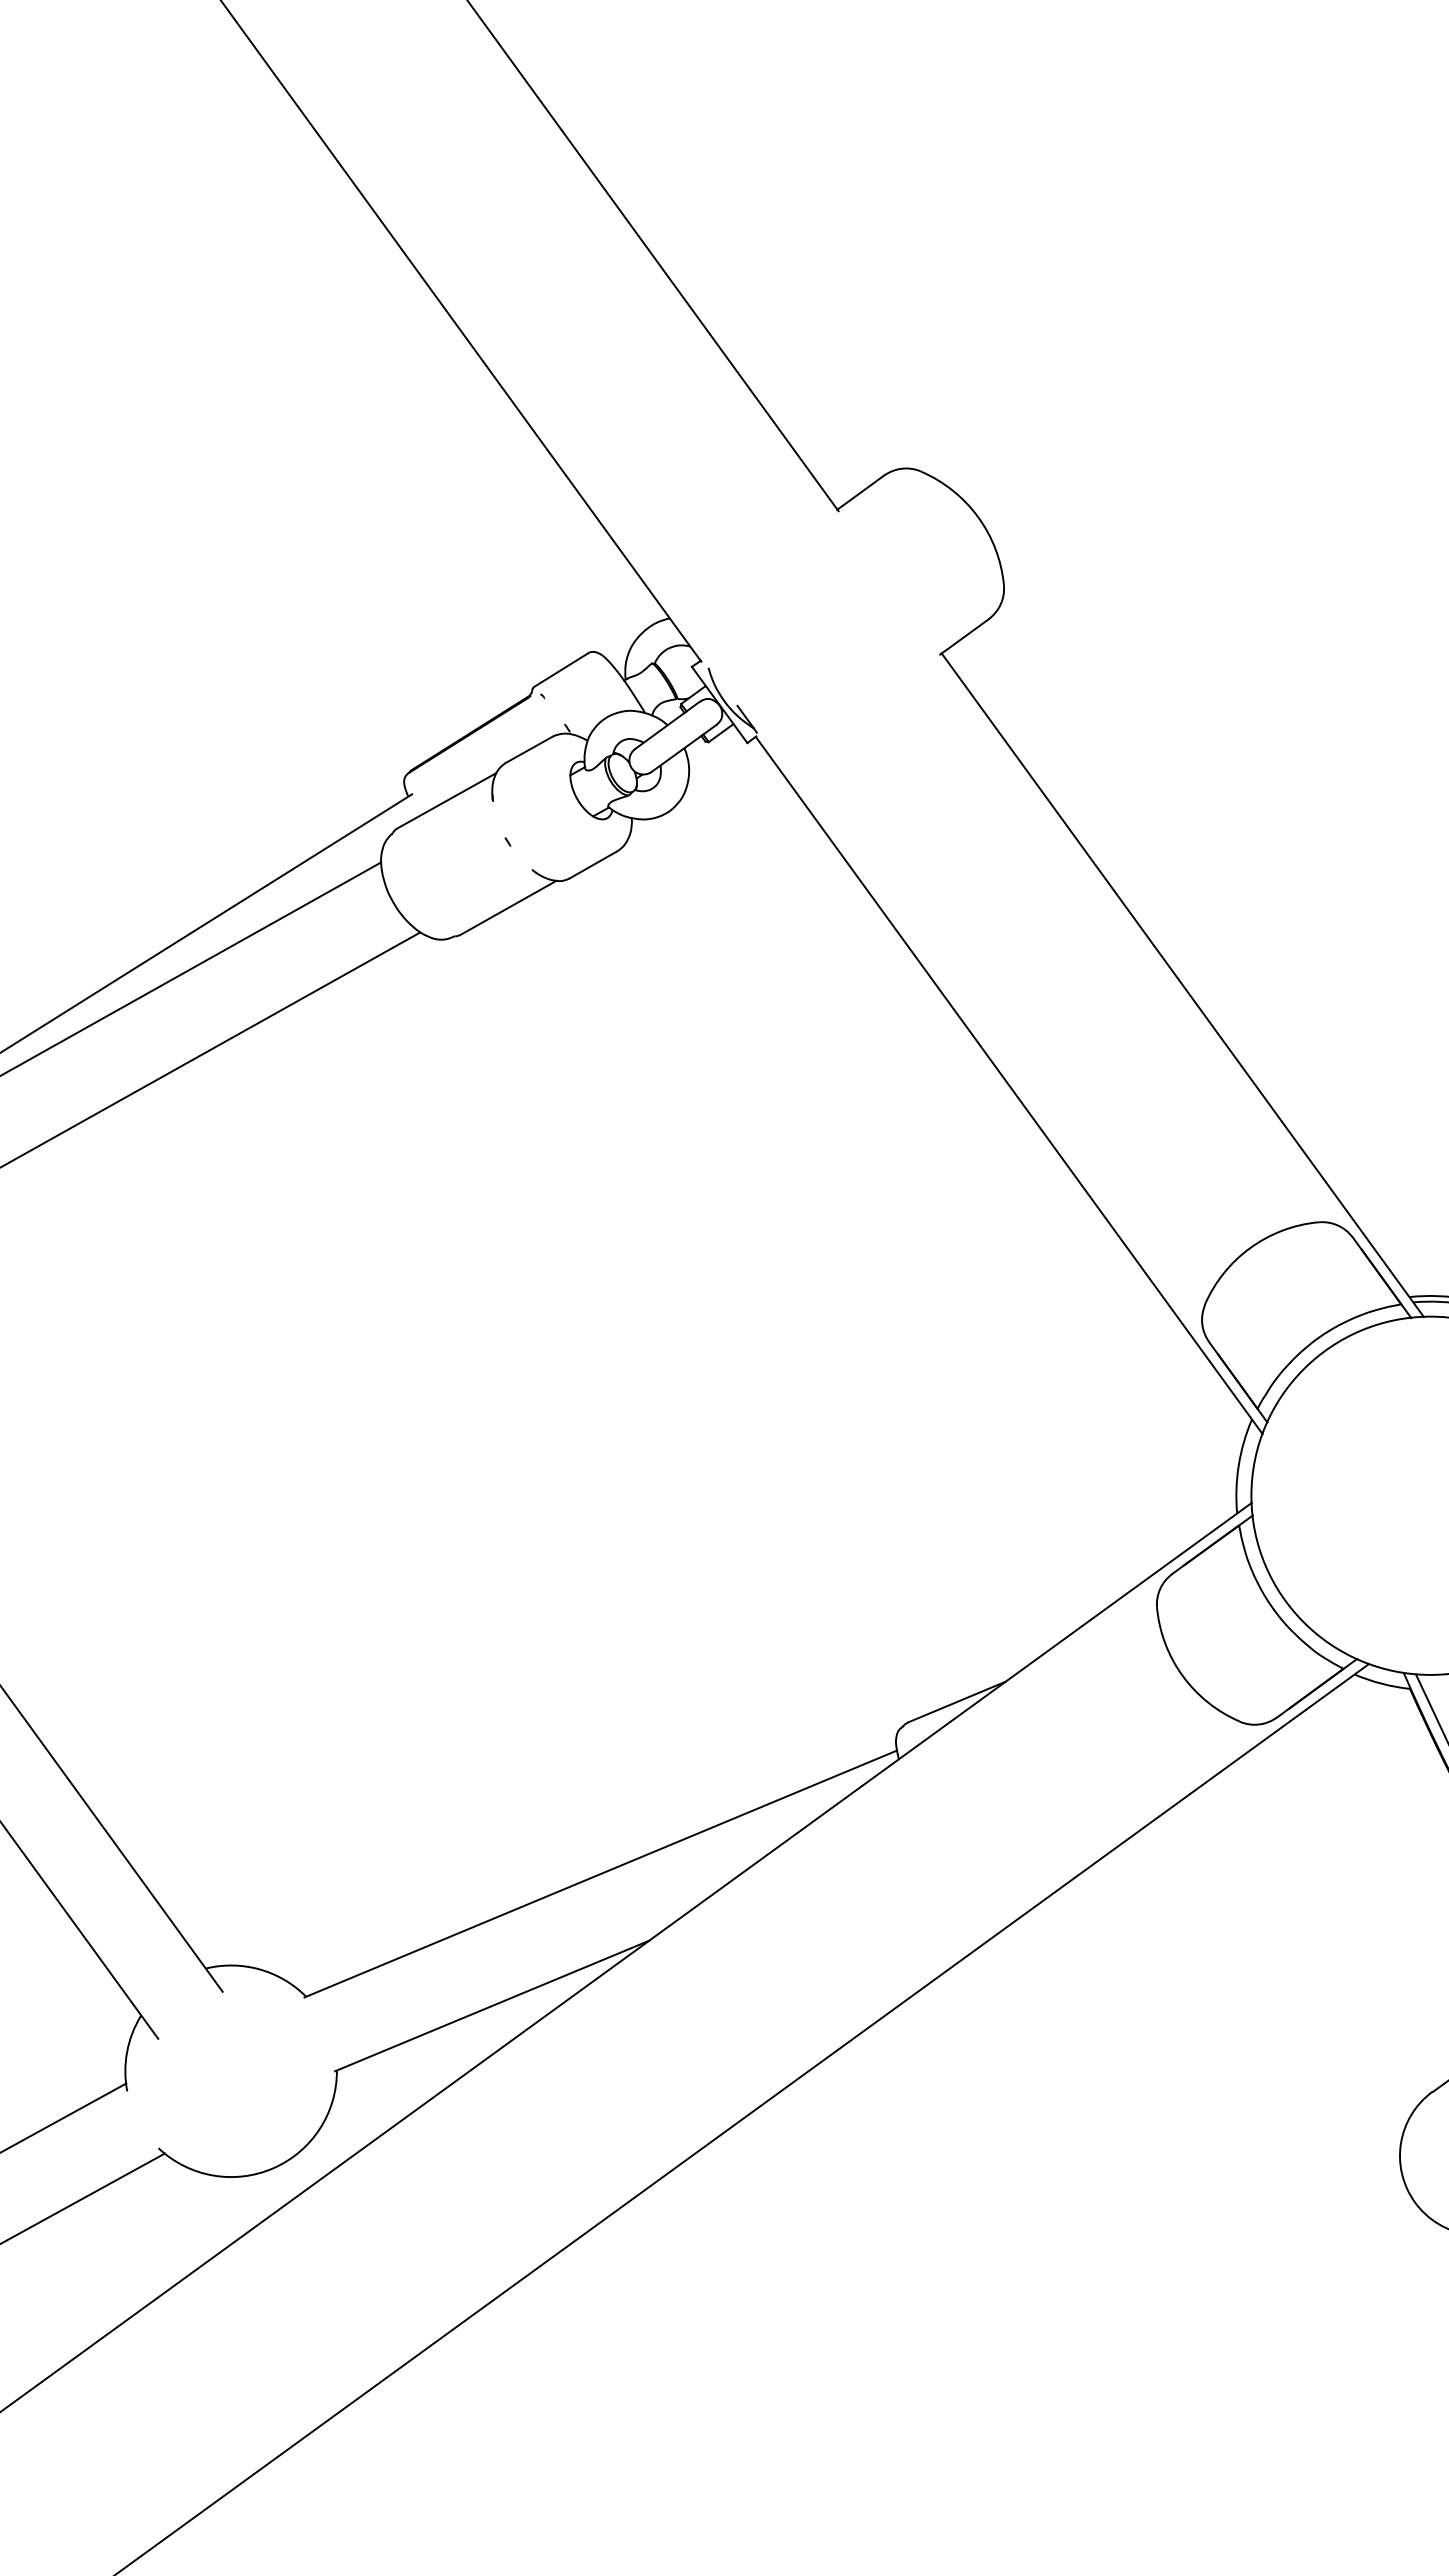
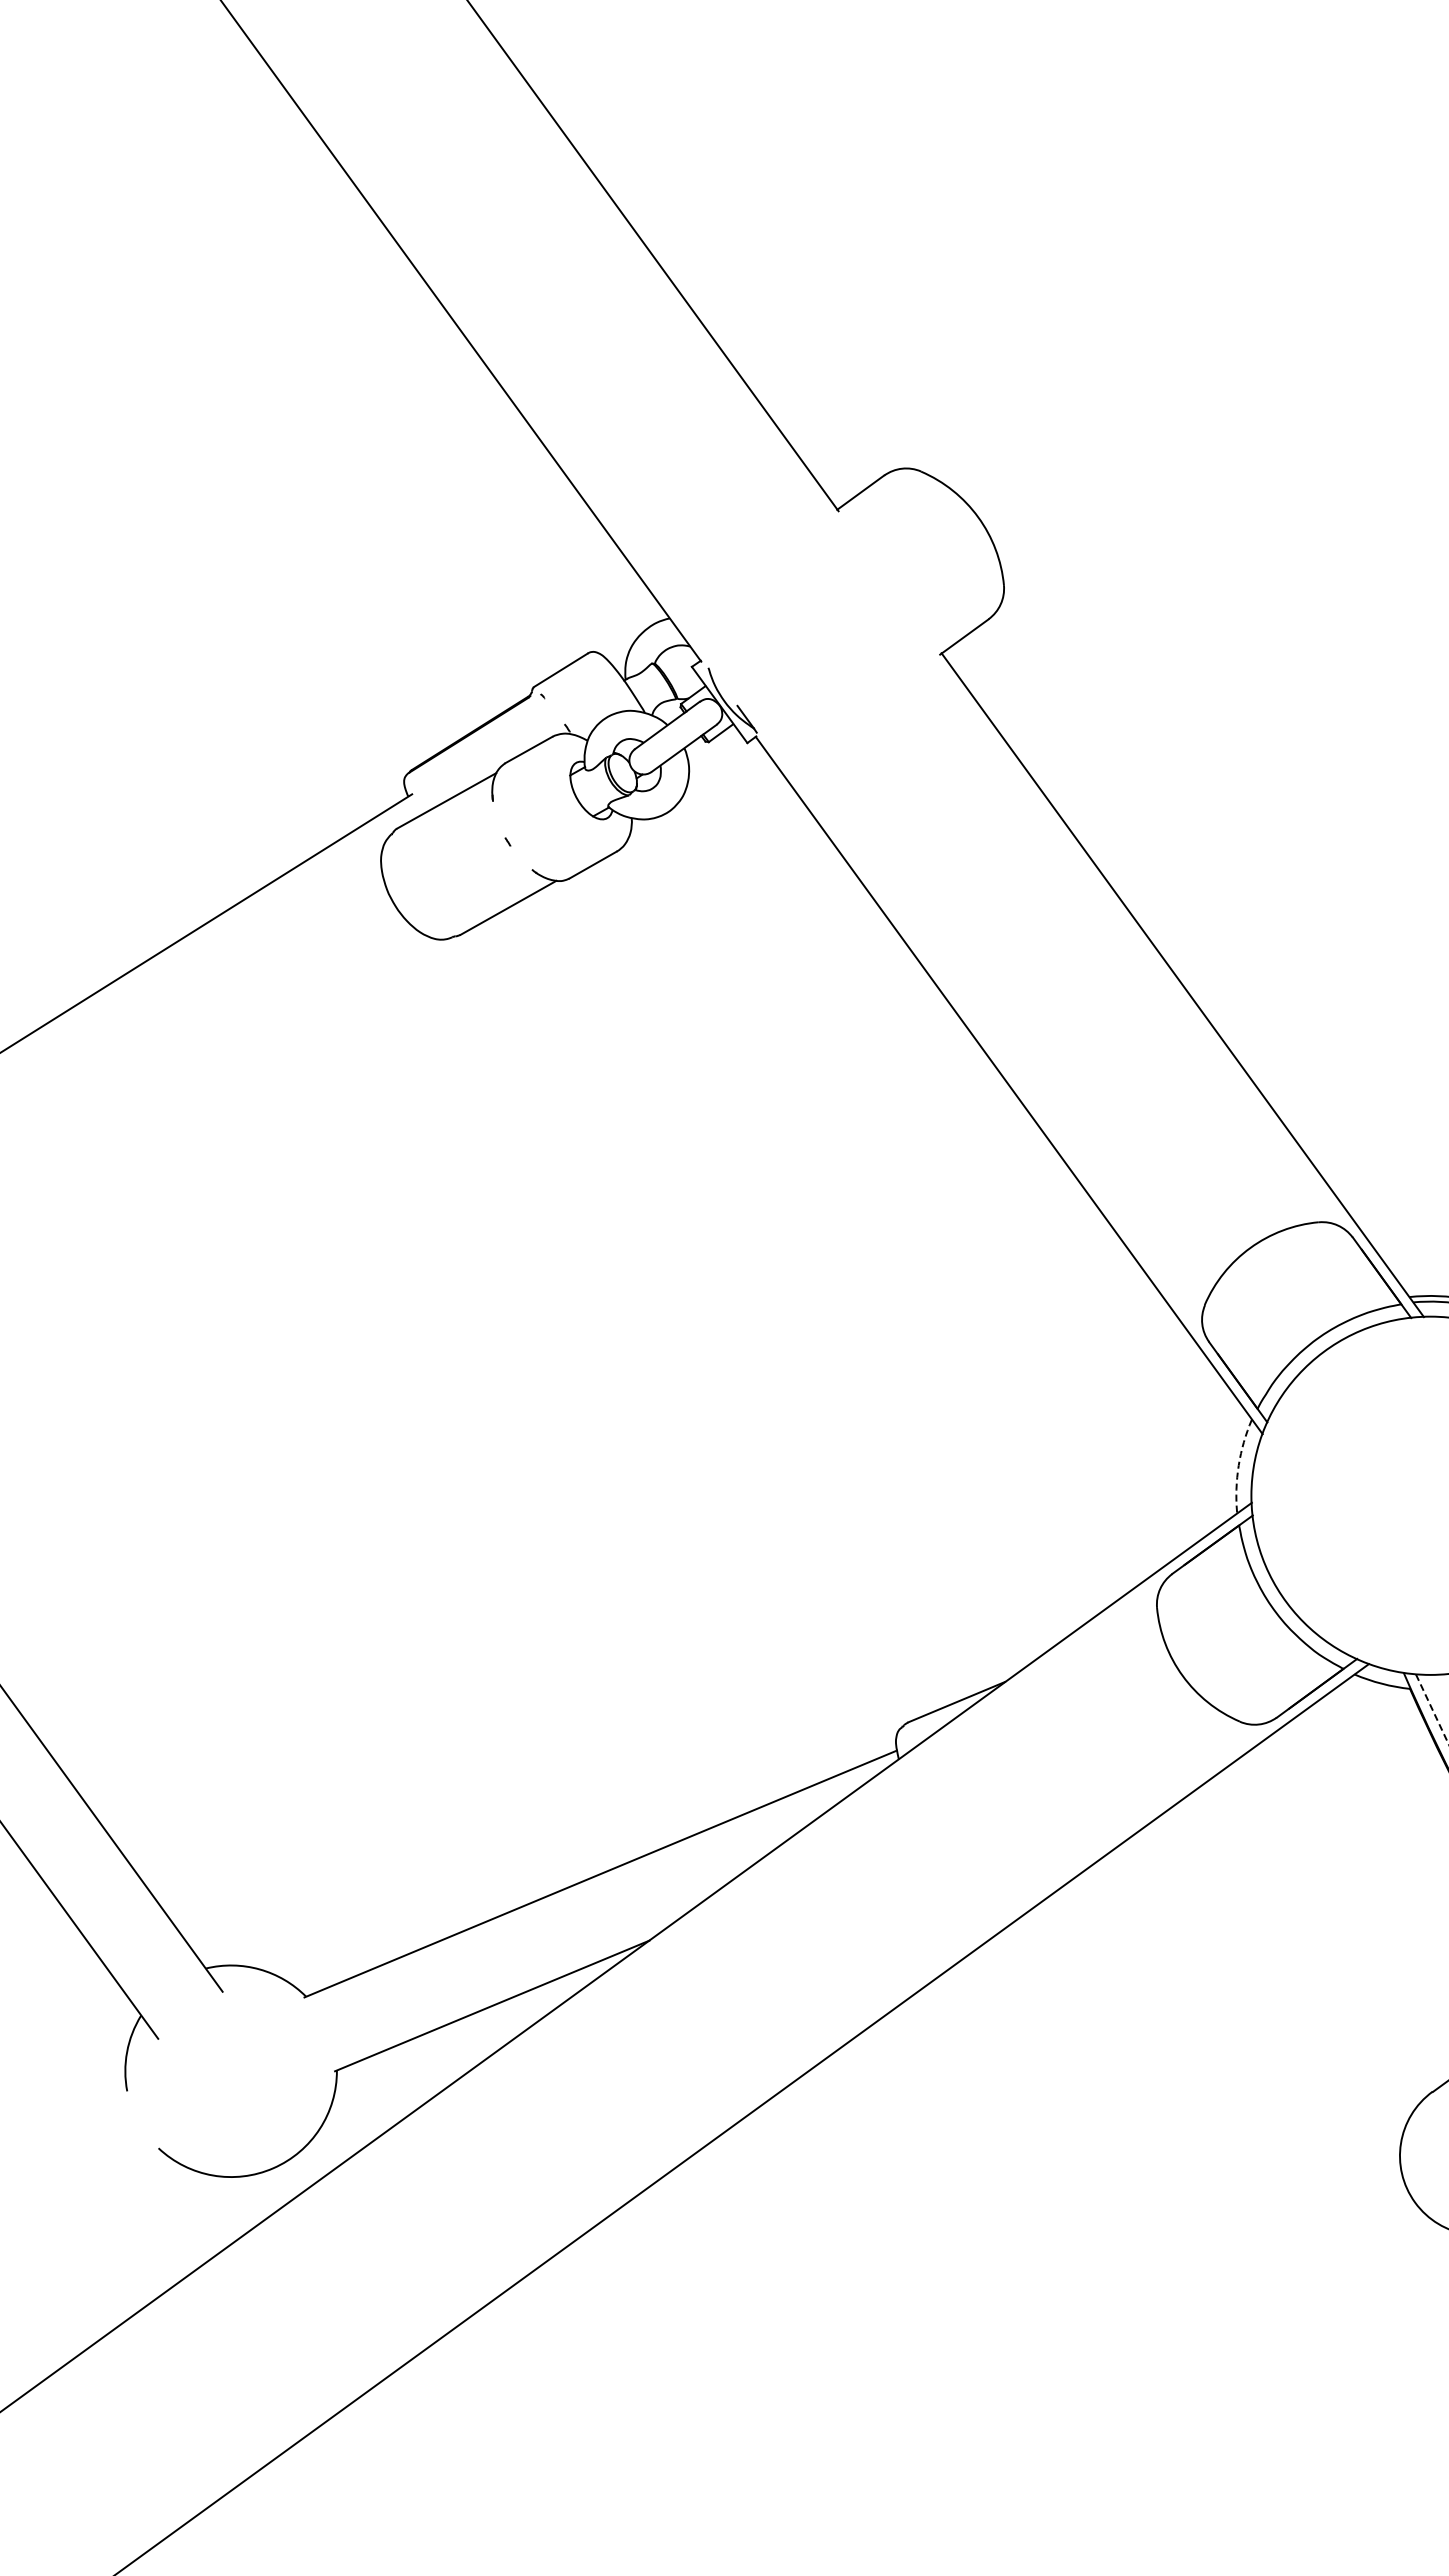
line: present -> none (191, 968)
line: present -> none (211, 1049)
arc: solid -> dashed (1238, 1465)
line: solid -> dashed (1432, 1709)
line: present -> none (64, 2117)
line: present -> none (83, 2197)
